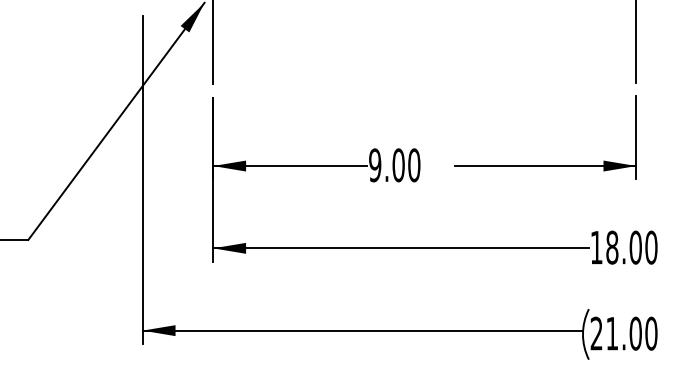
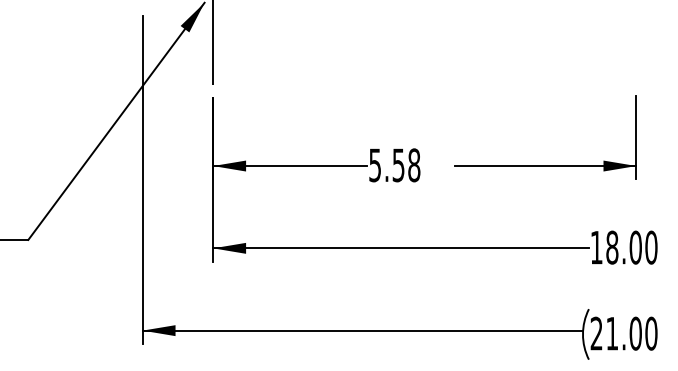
line: present -> none (636, 42)
text: 9.00 -> 5.58 (394, 165)
